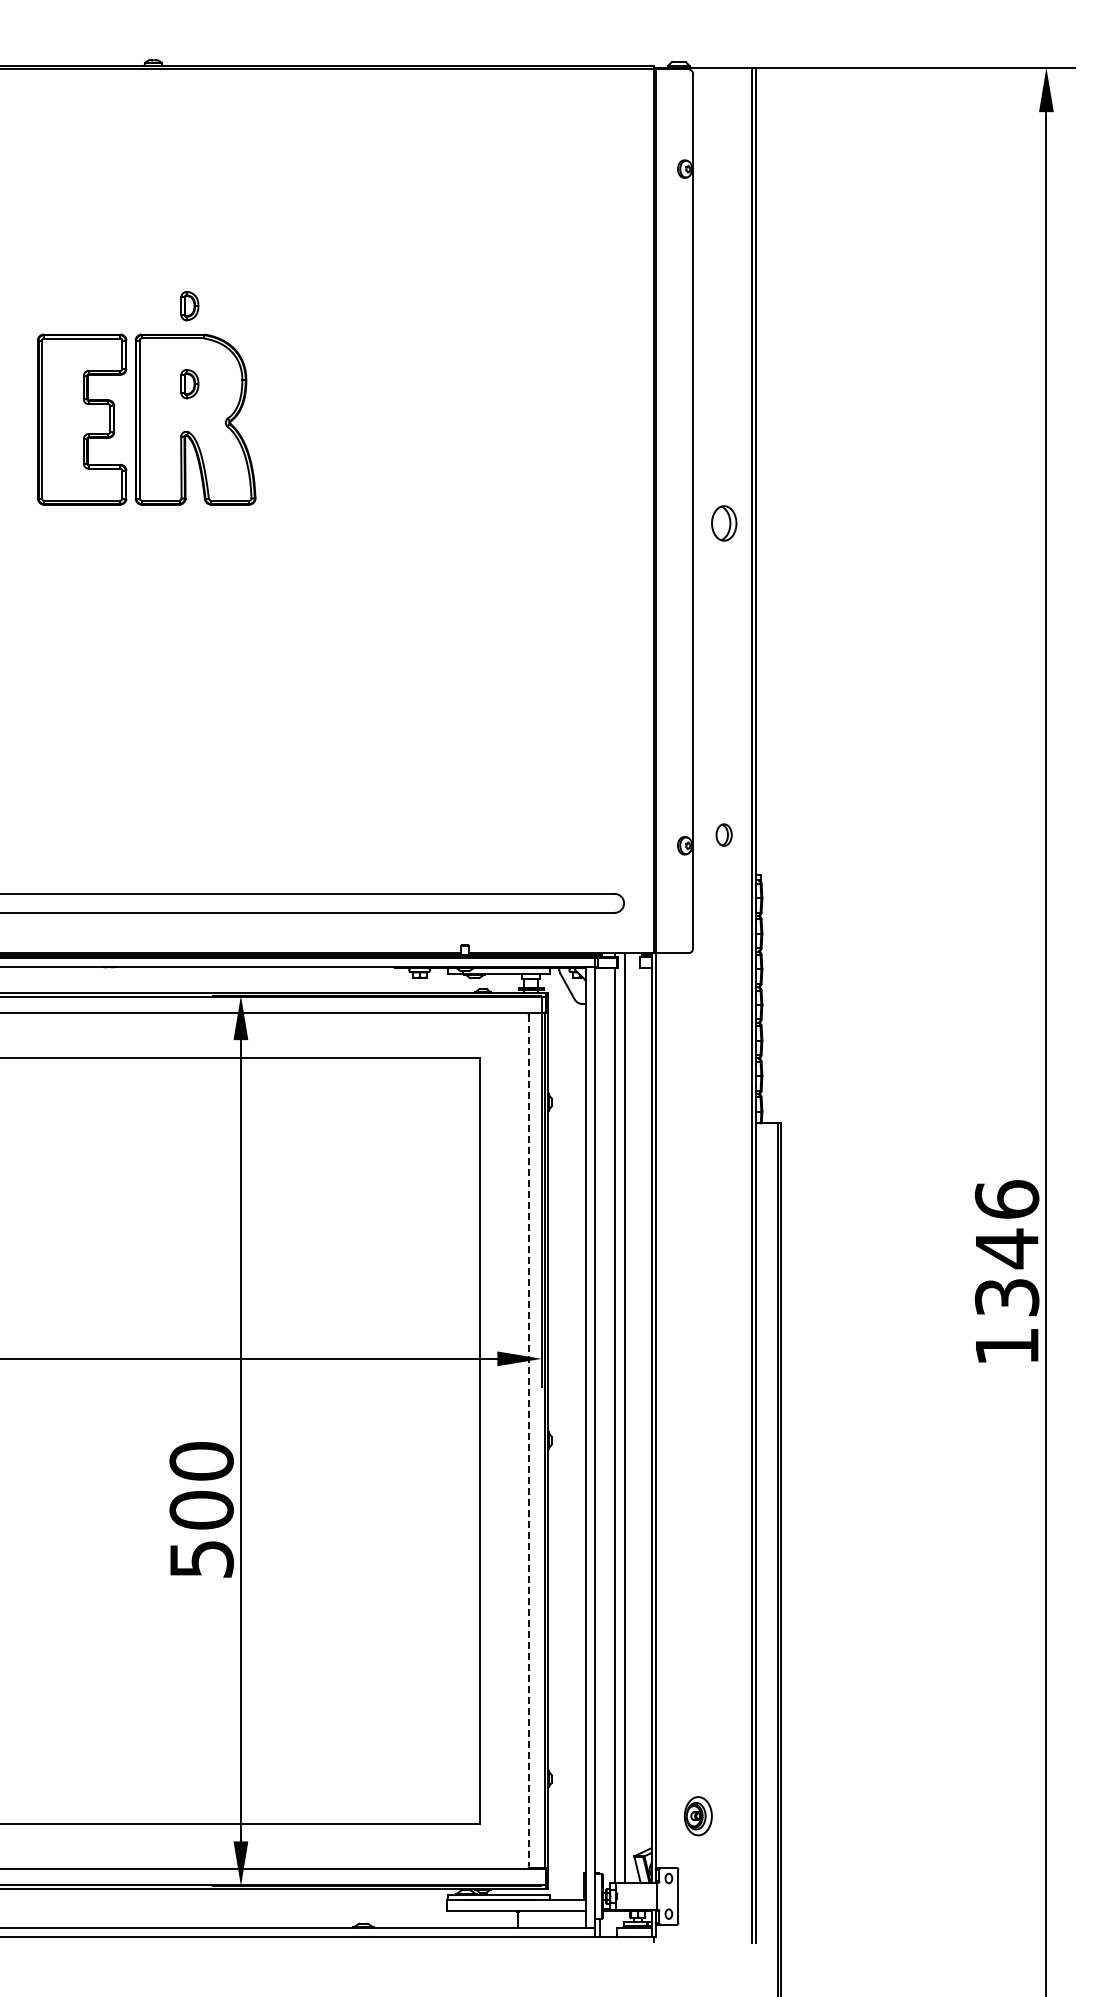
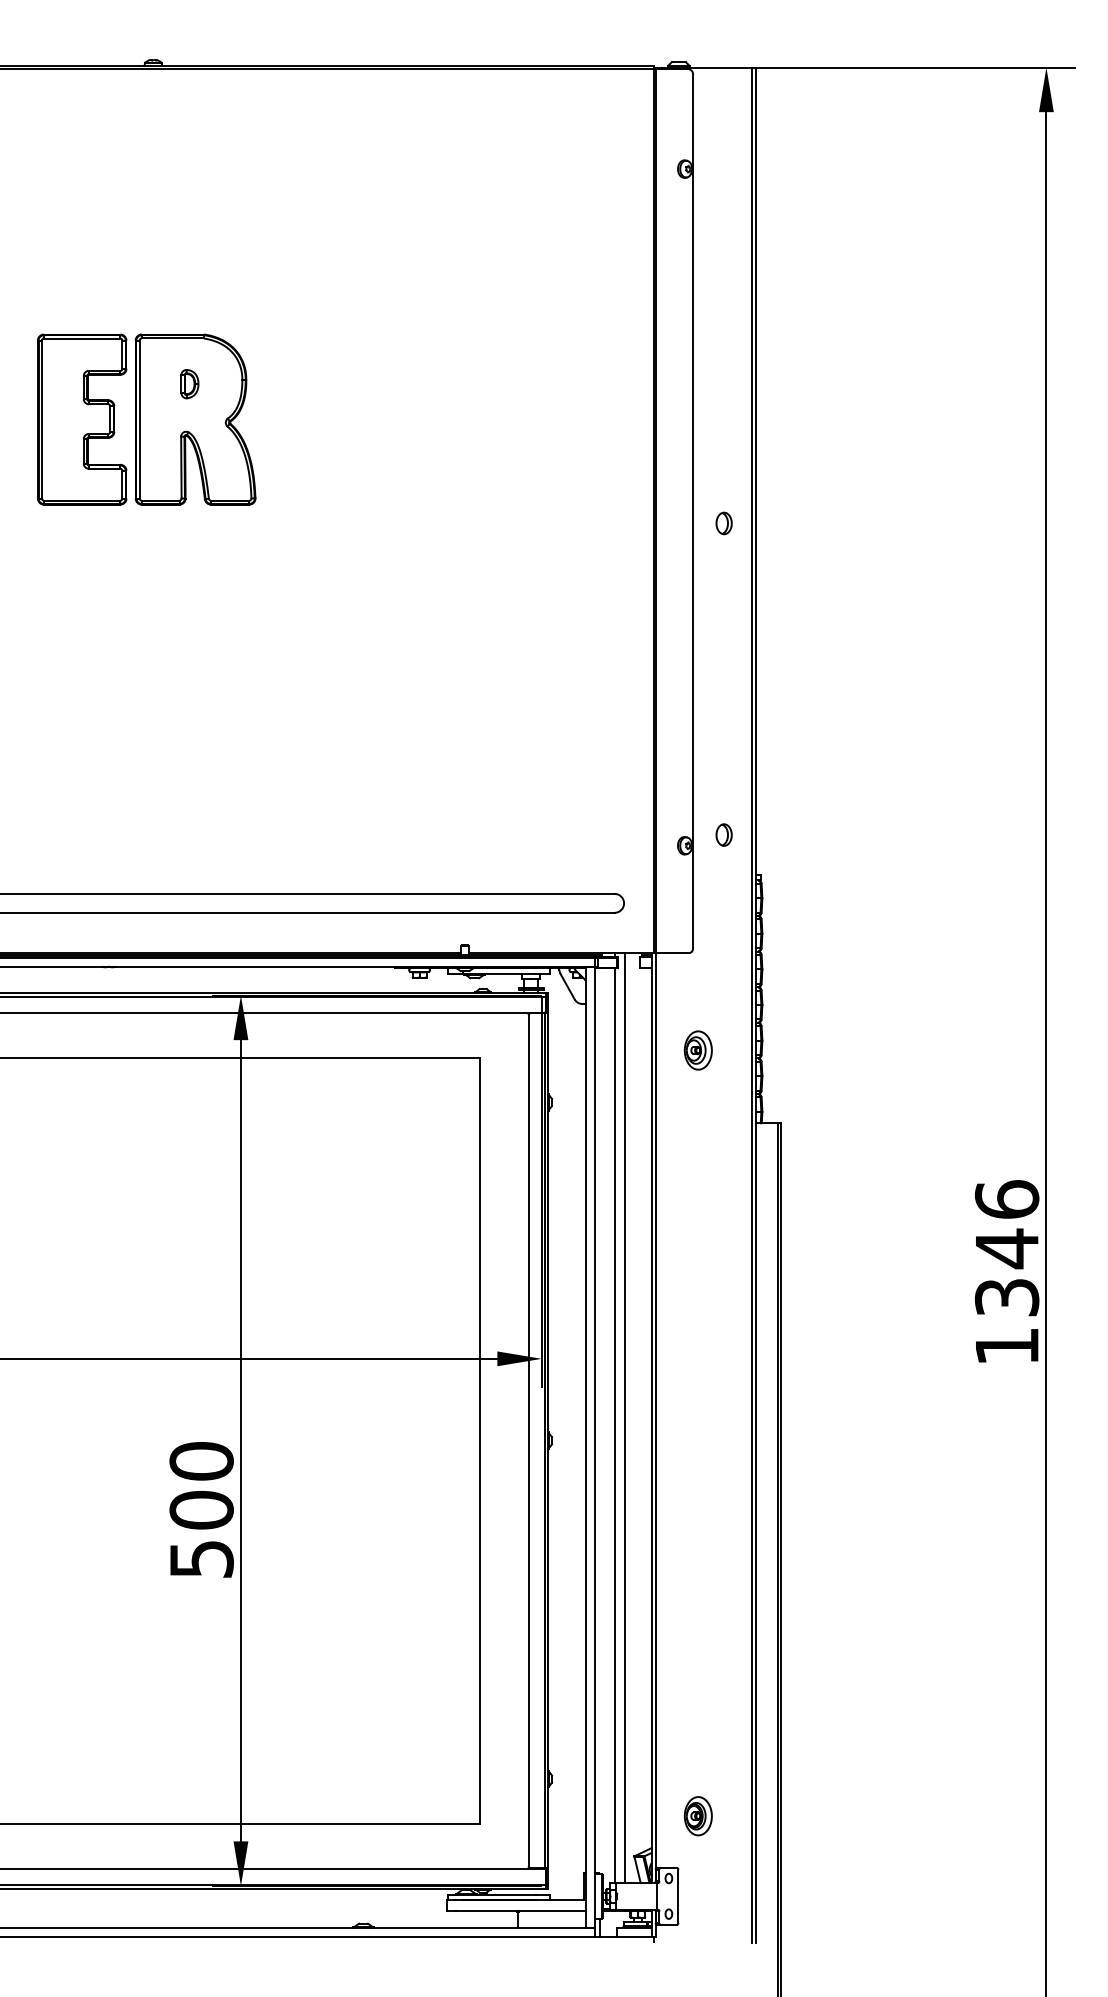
part: present -> none (189, 306)
part size: 27x37 px -> 18x25 px (723, 523)
part: none -> present (697, 1050)
line: dashed -> solid (528, 1440)
